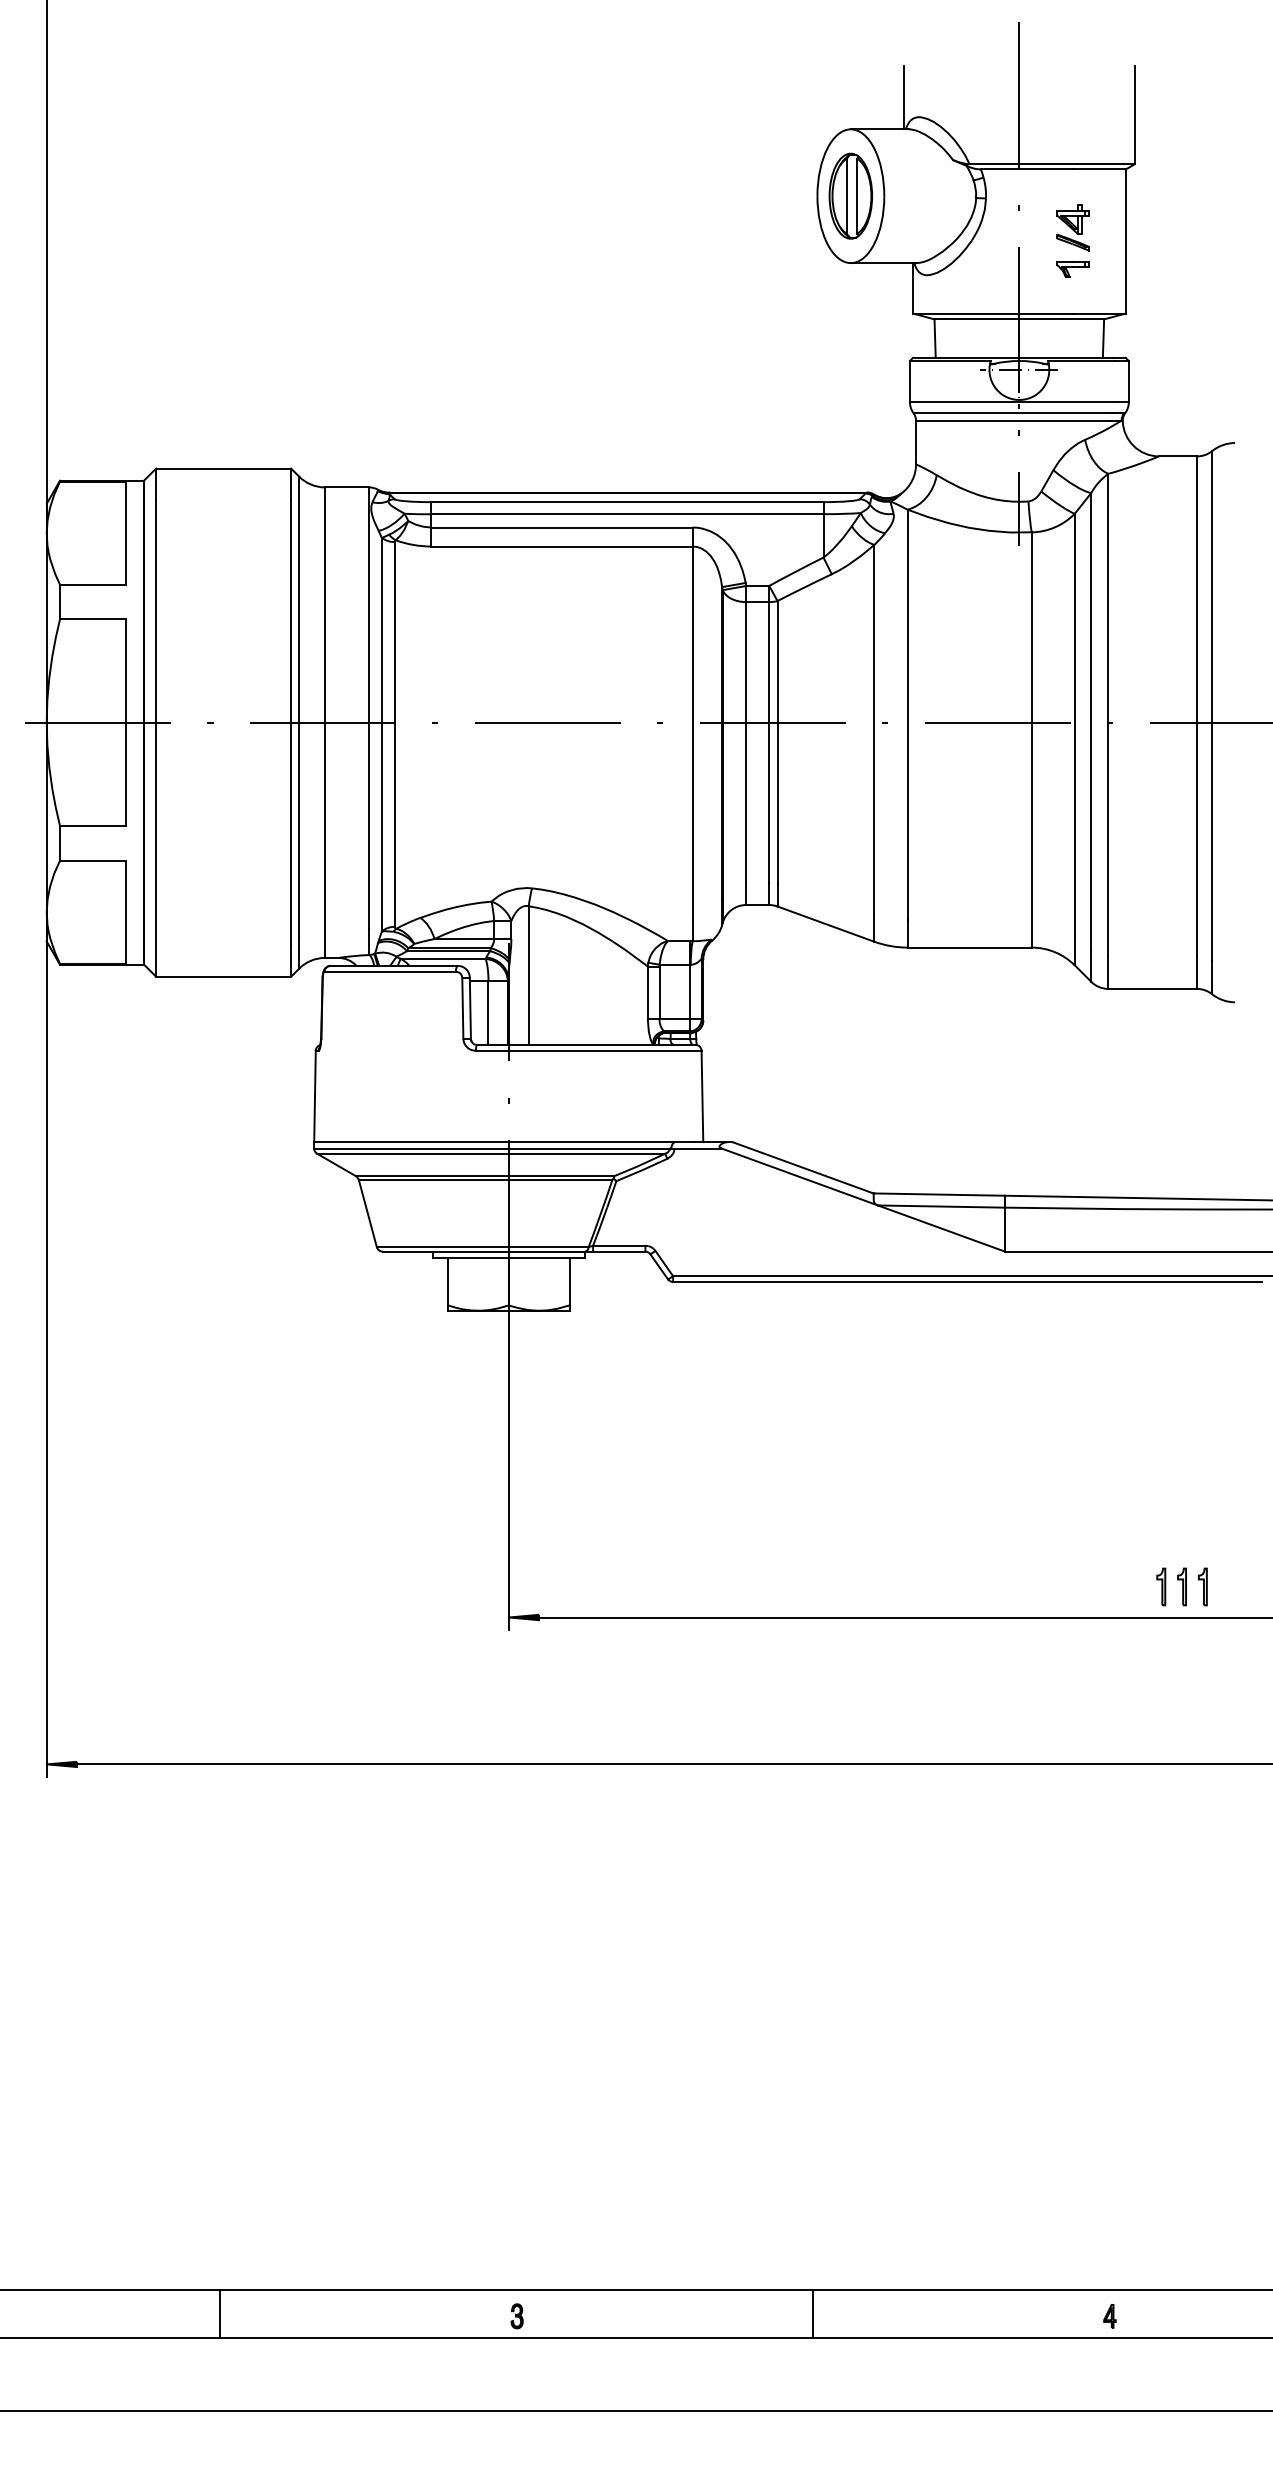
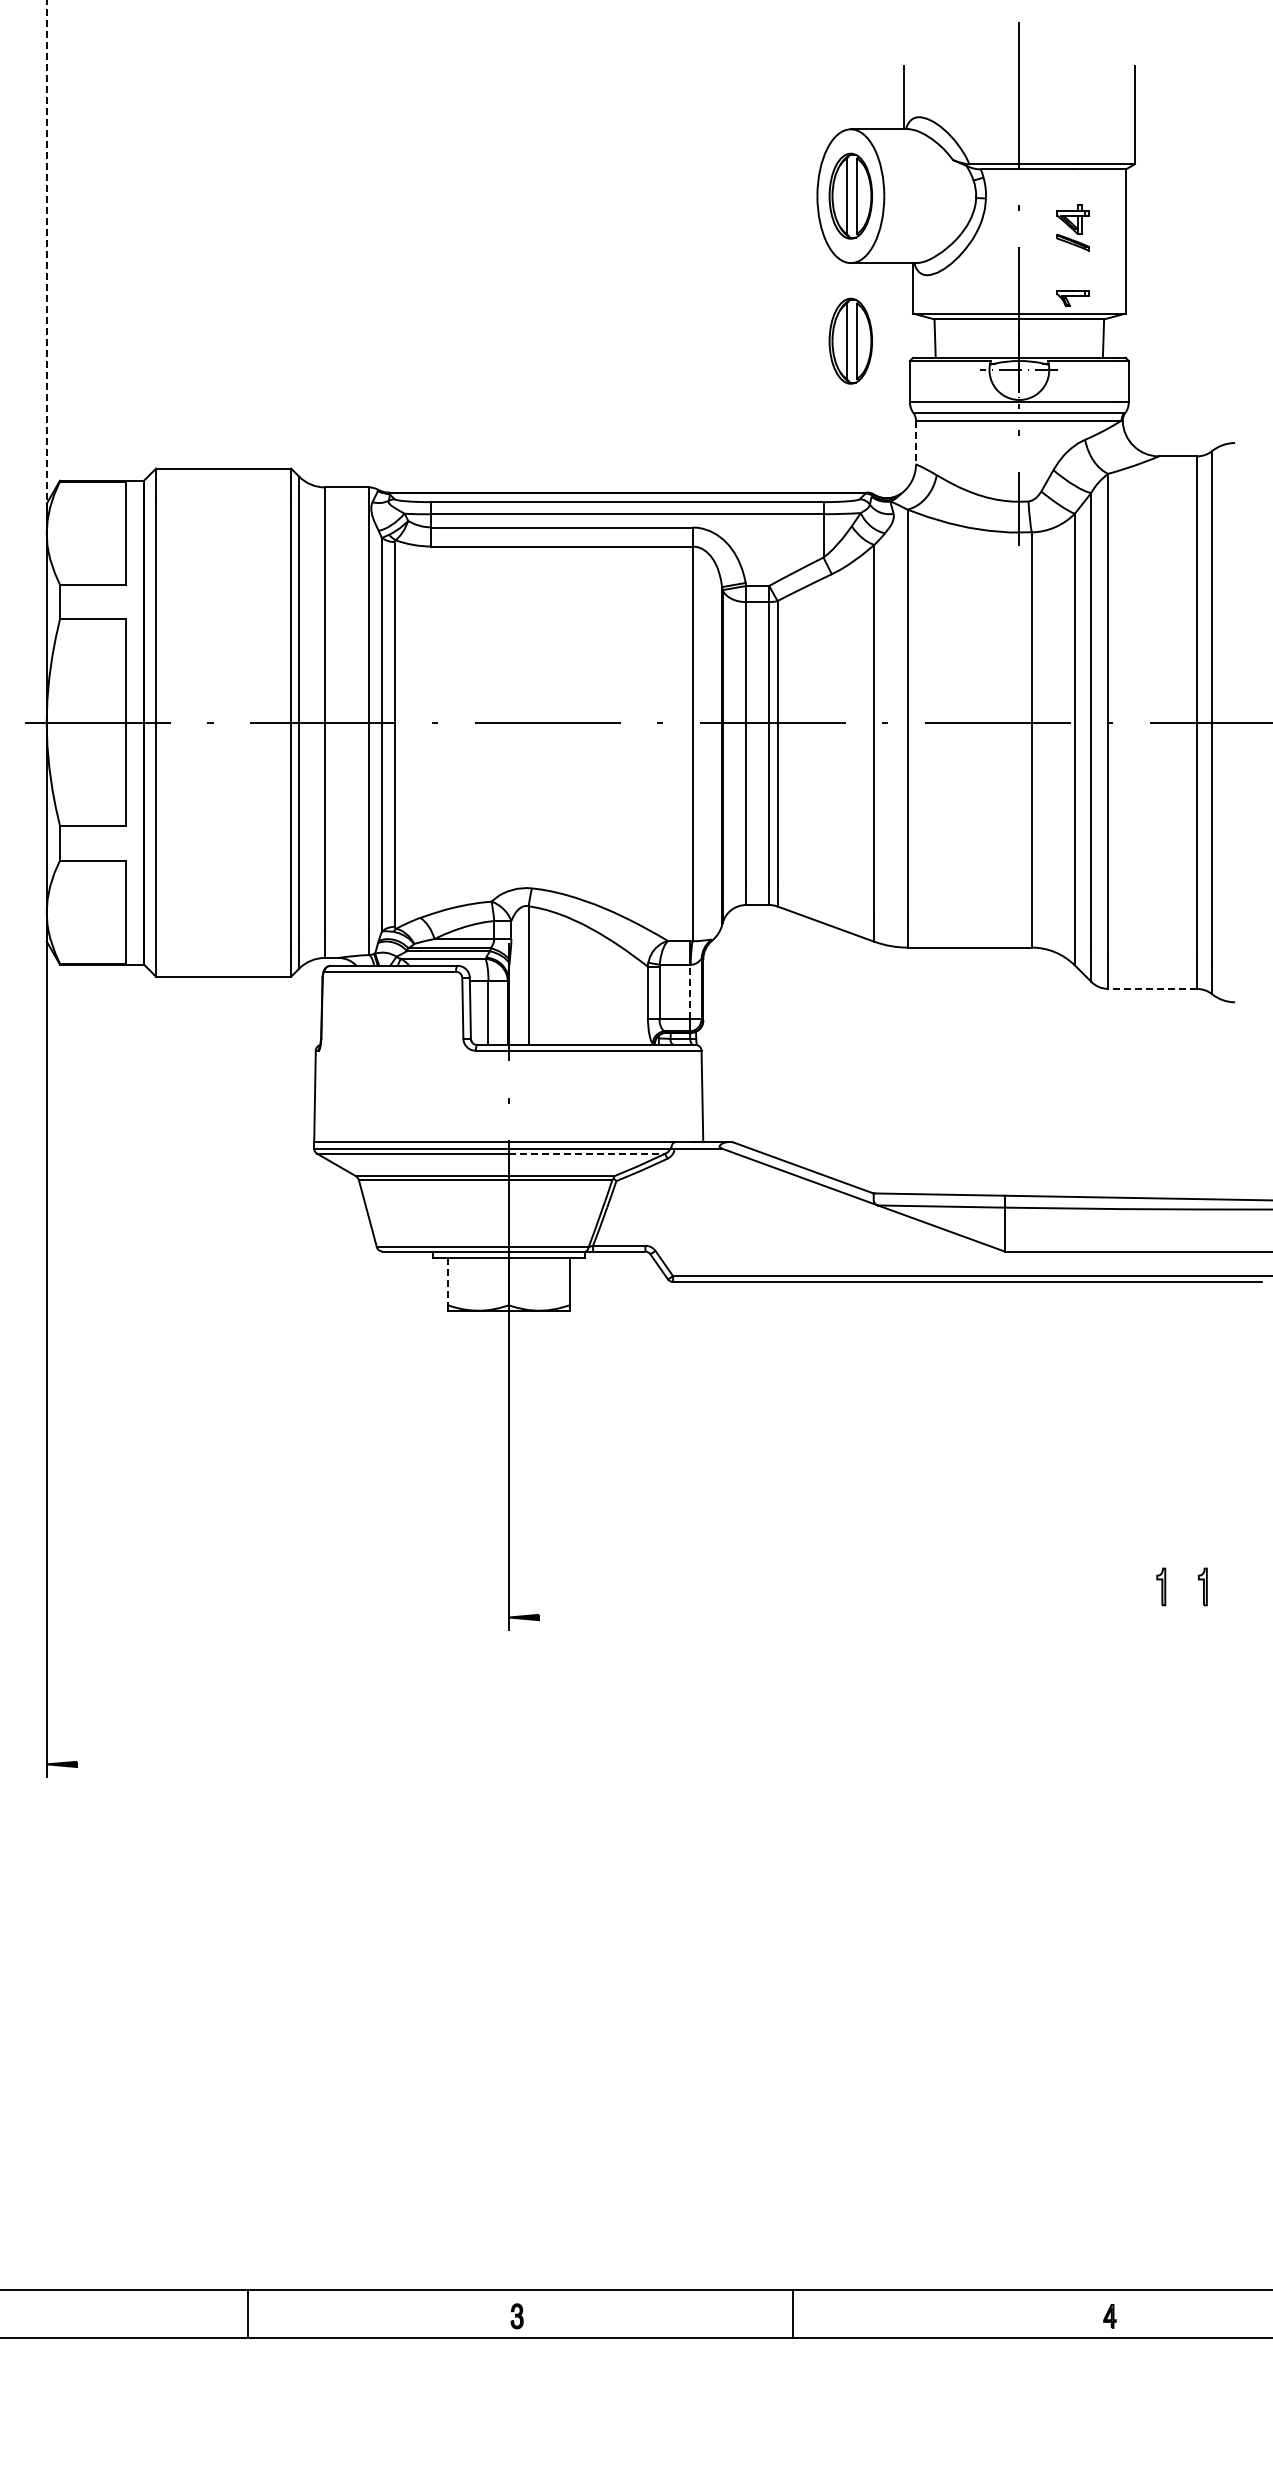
line: solid -> dashed (46, 266)
part position: (1072, 269) -> (1072, 298) (1072, 298)
part: none -> present (850, 340)
line: solid -> dashed (916, 442)
line: solid -> dashed (1152, 988)
line: solid -> dashed (689, 991)
line: solid -> dashed (587, 1153)
line: solid -> dashed (447, 1281)
part: present -> none (1181, 1586)
line: present -> none (904, 1617)
line: present -> none (673, 1764)
line position: (220, 2313) -> (248, 2313) (248, 2313)
line position: (813, 2313) -> (793, 2313) (793, 2313)
line: present -> none (635, 2411)
